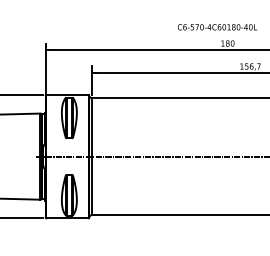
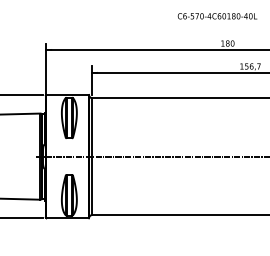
text position: (217, 27) -> (217, 16) (217, 16)
